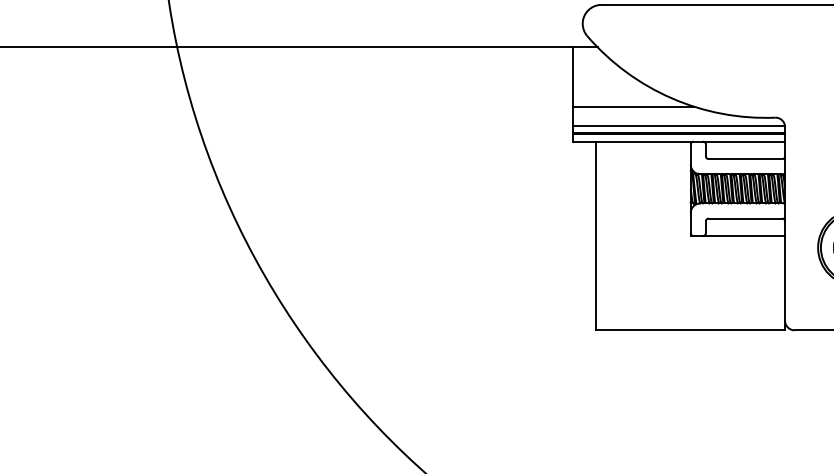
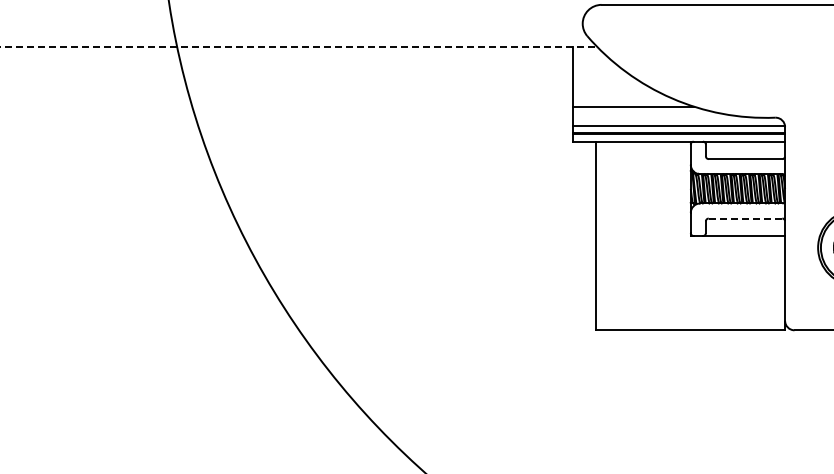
line: solid -> dashed (299, 47)
line: solid -> dashed (745, 218)
